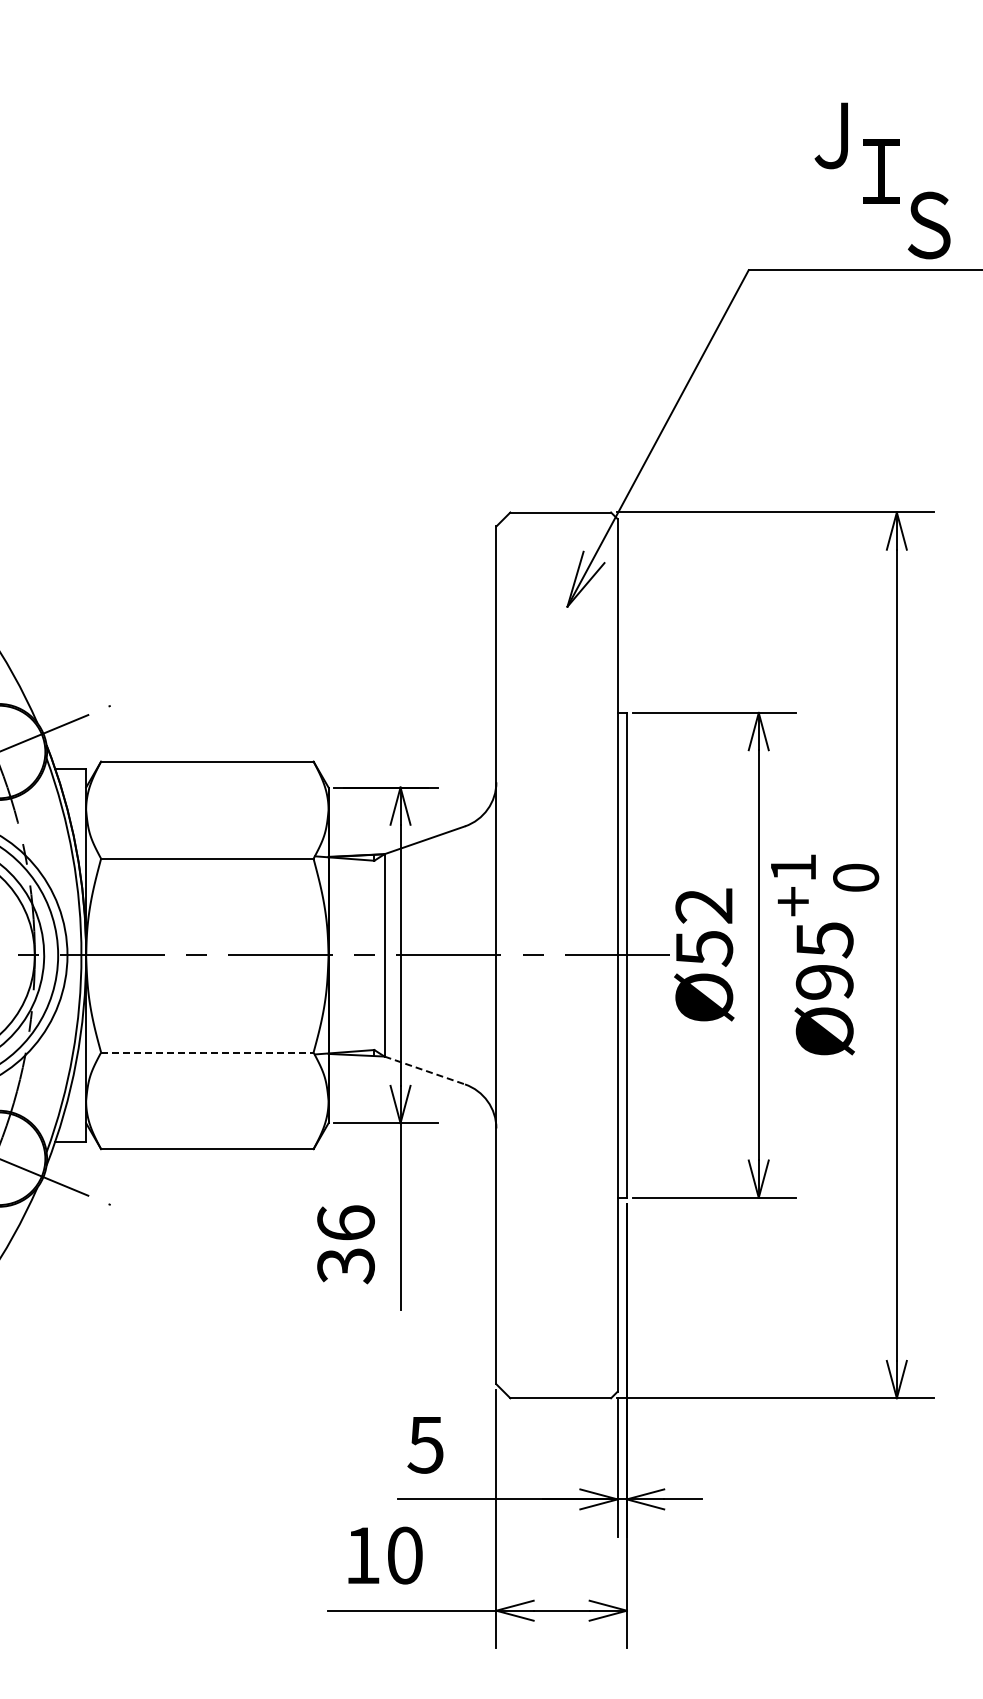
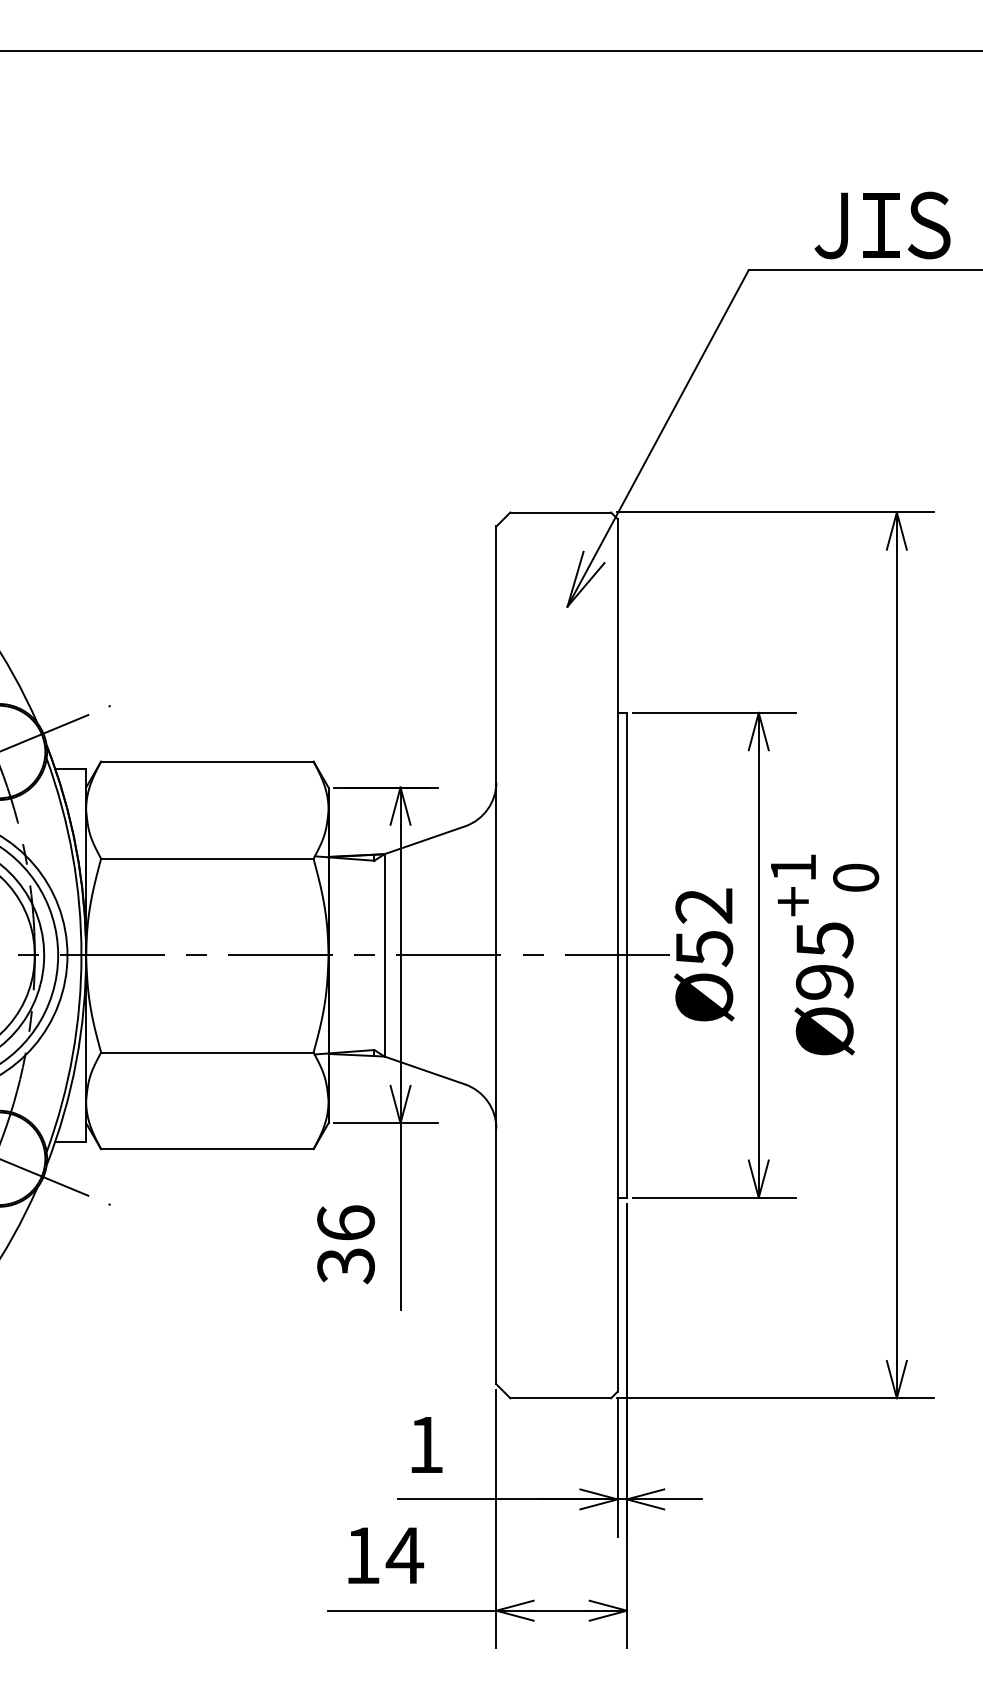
line: none -> present (490, 50)
text position: (830, 135) -> (830, 225) (830, 225)
text position: (881, 171) -> (881, 225) (881, 225)
line: dashed -> solid (207, 1052)
line: dashed -> solid (424, 1070)
text: 5 -> 1 (425, 1445)
text: 10 -> 14 (404, 1555)
